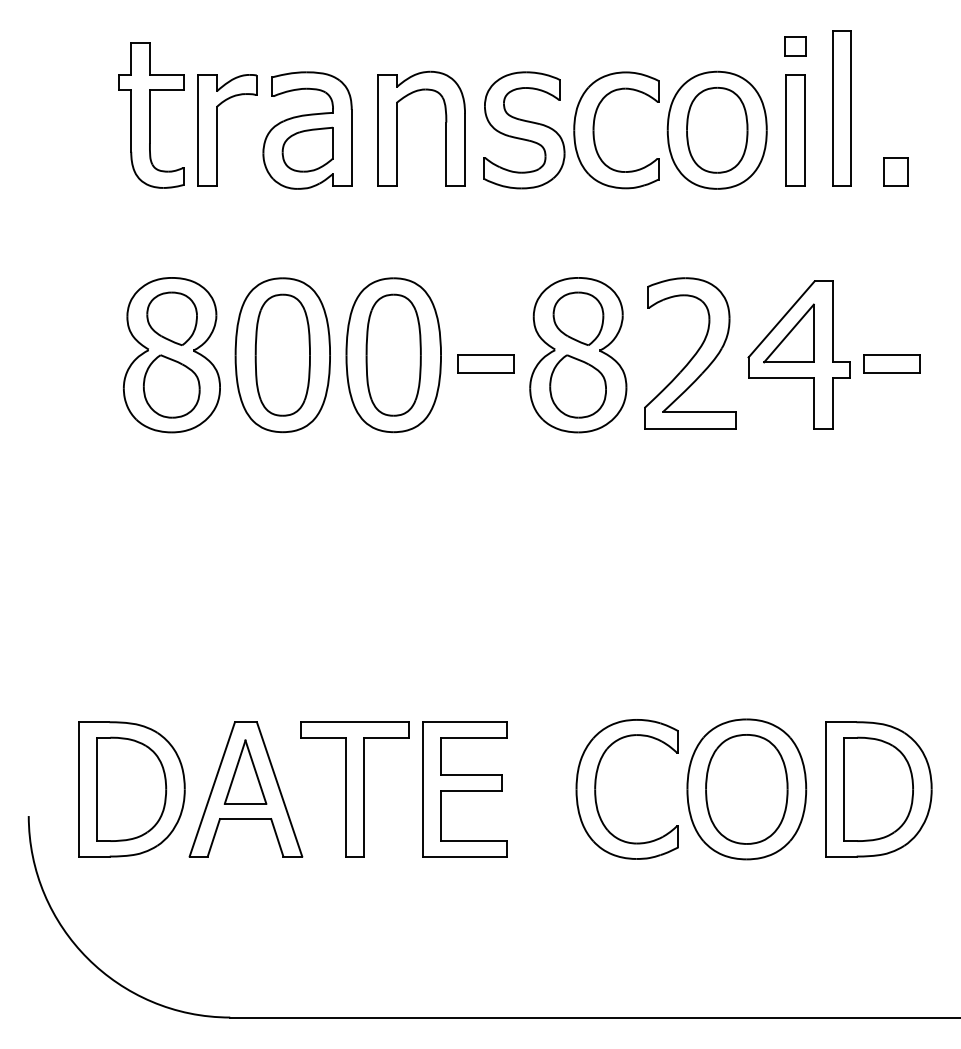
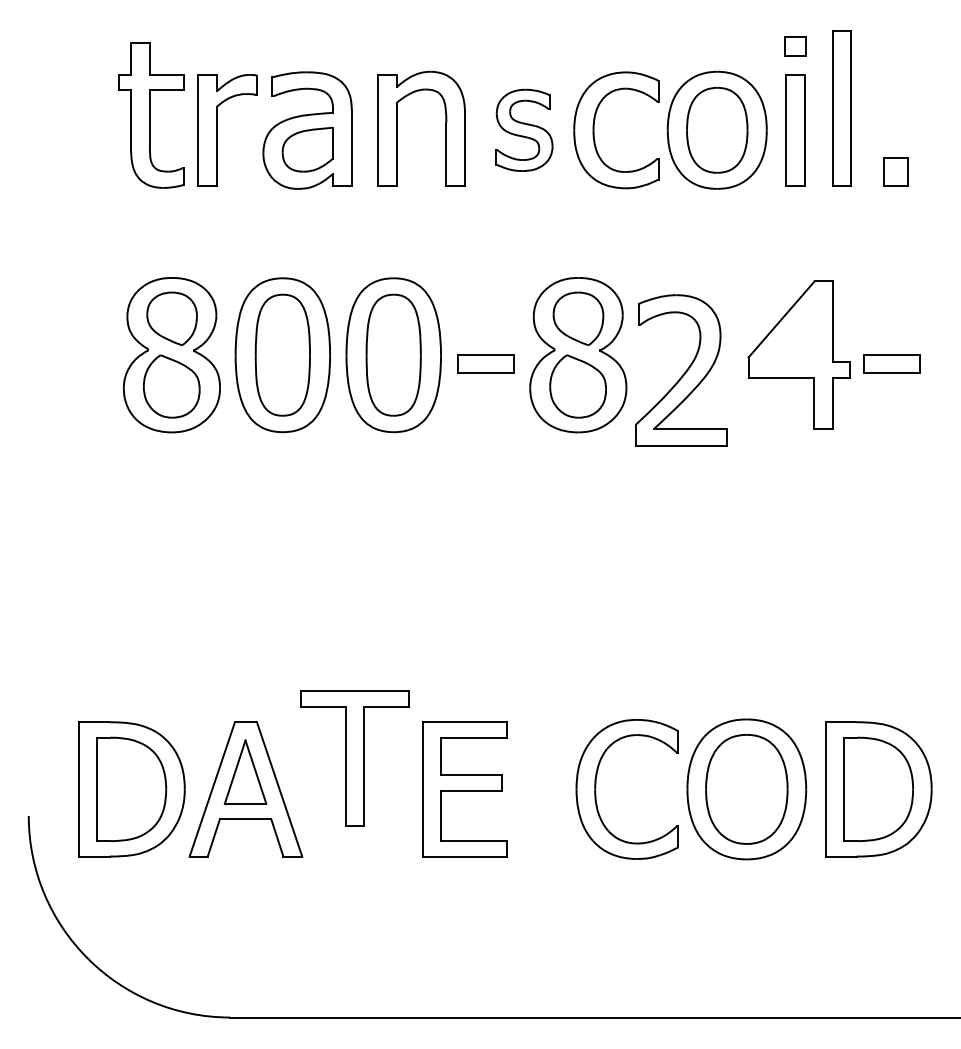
part size: 83x119 px -> 59x84 px (524, 129)
part: present -> none (788, 333)
part position: (690, 353) -> (681, 370) (681, 370)
part position: (354, 789) -> (354, 758) (354, 758)
